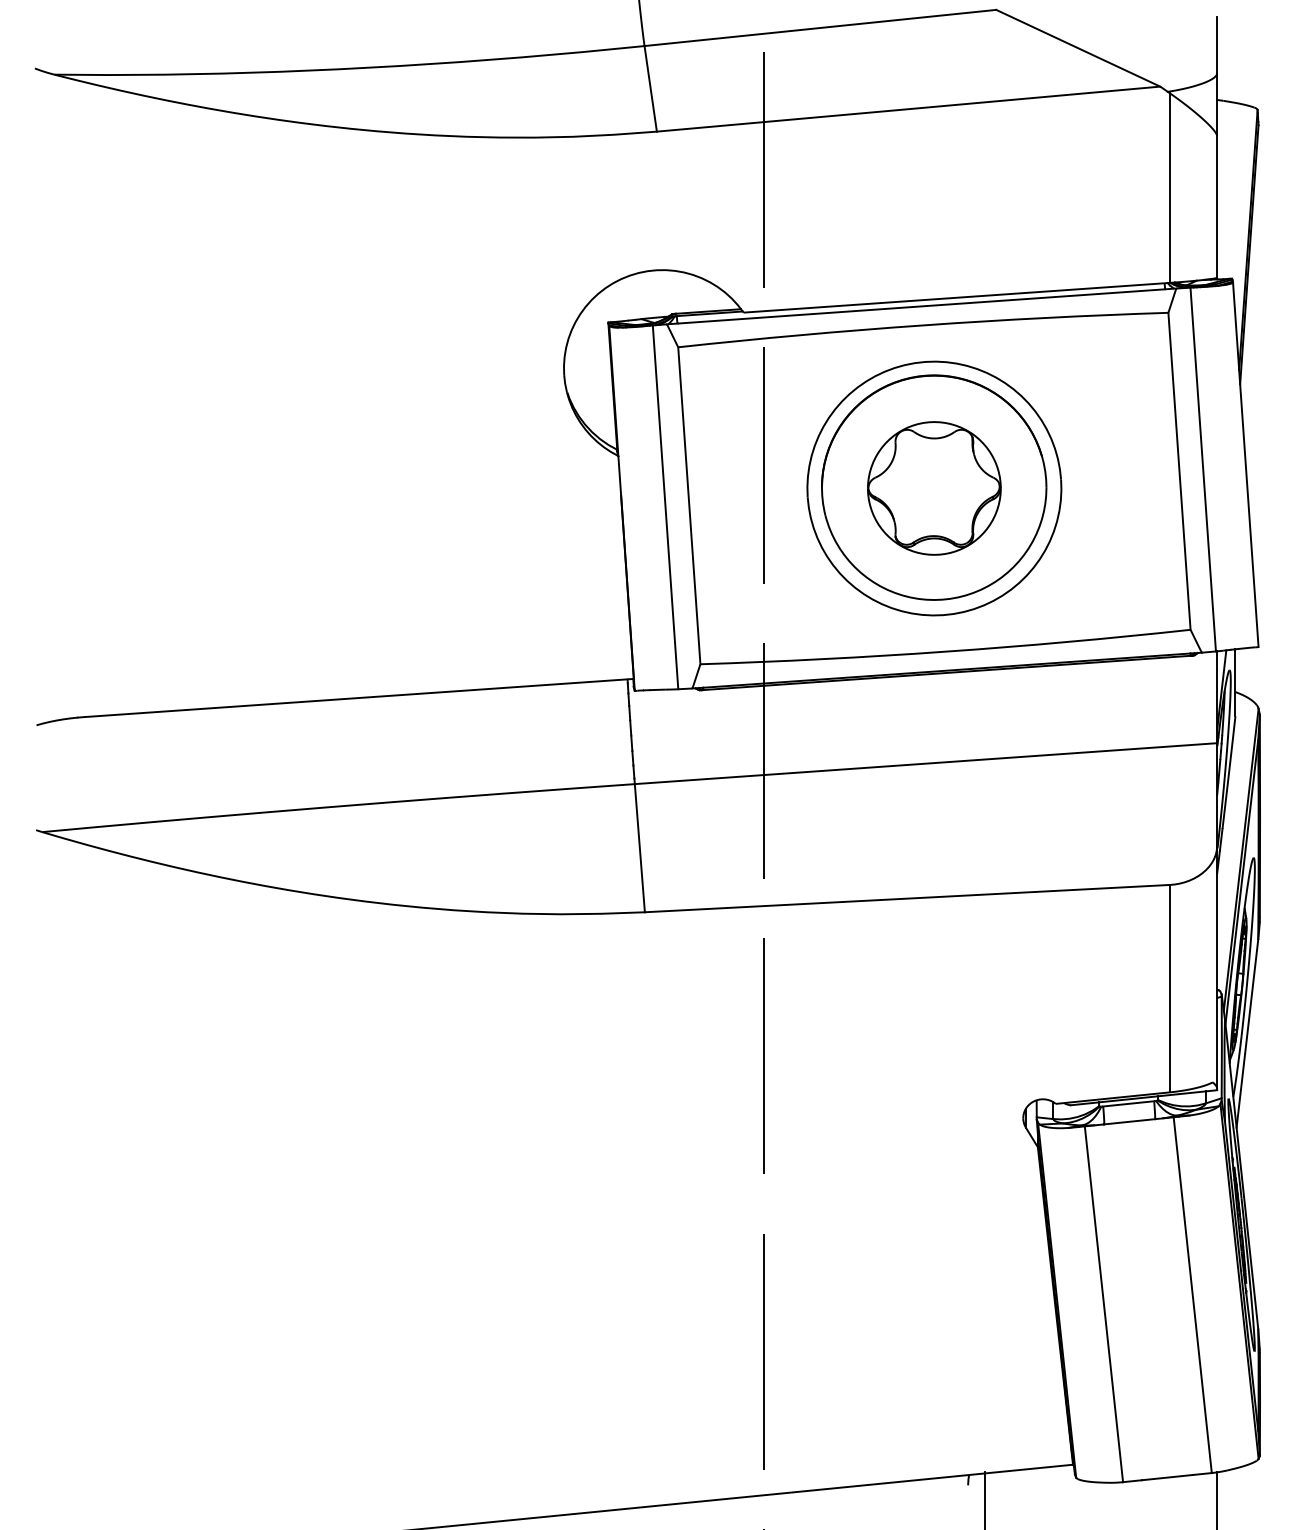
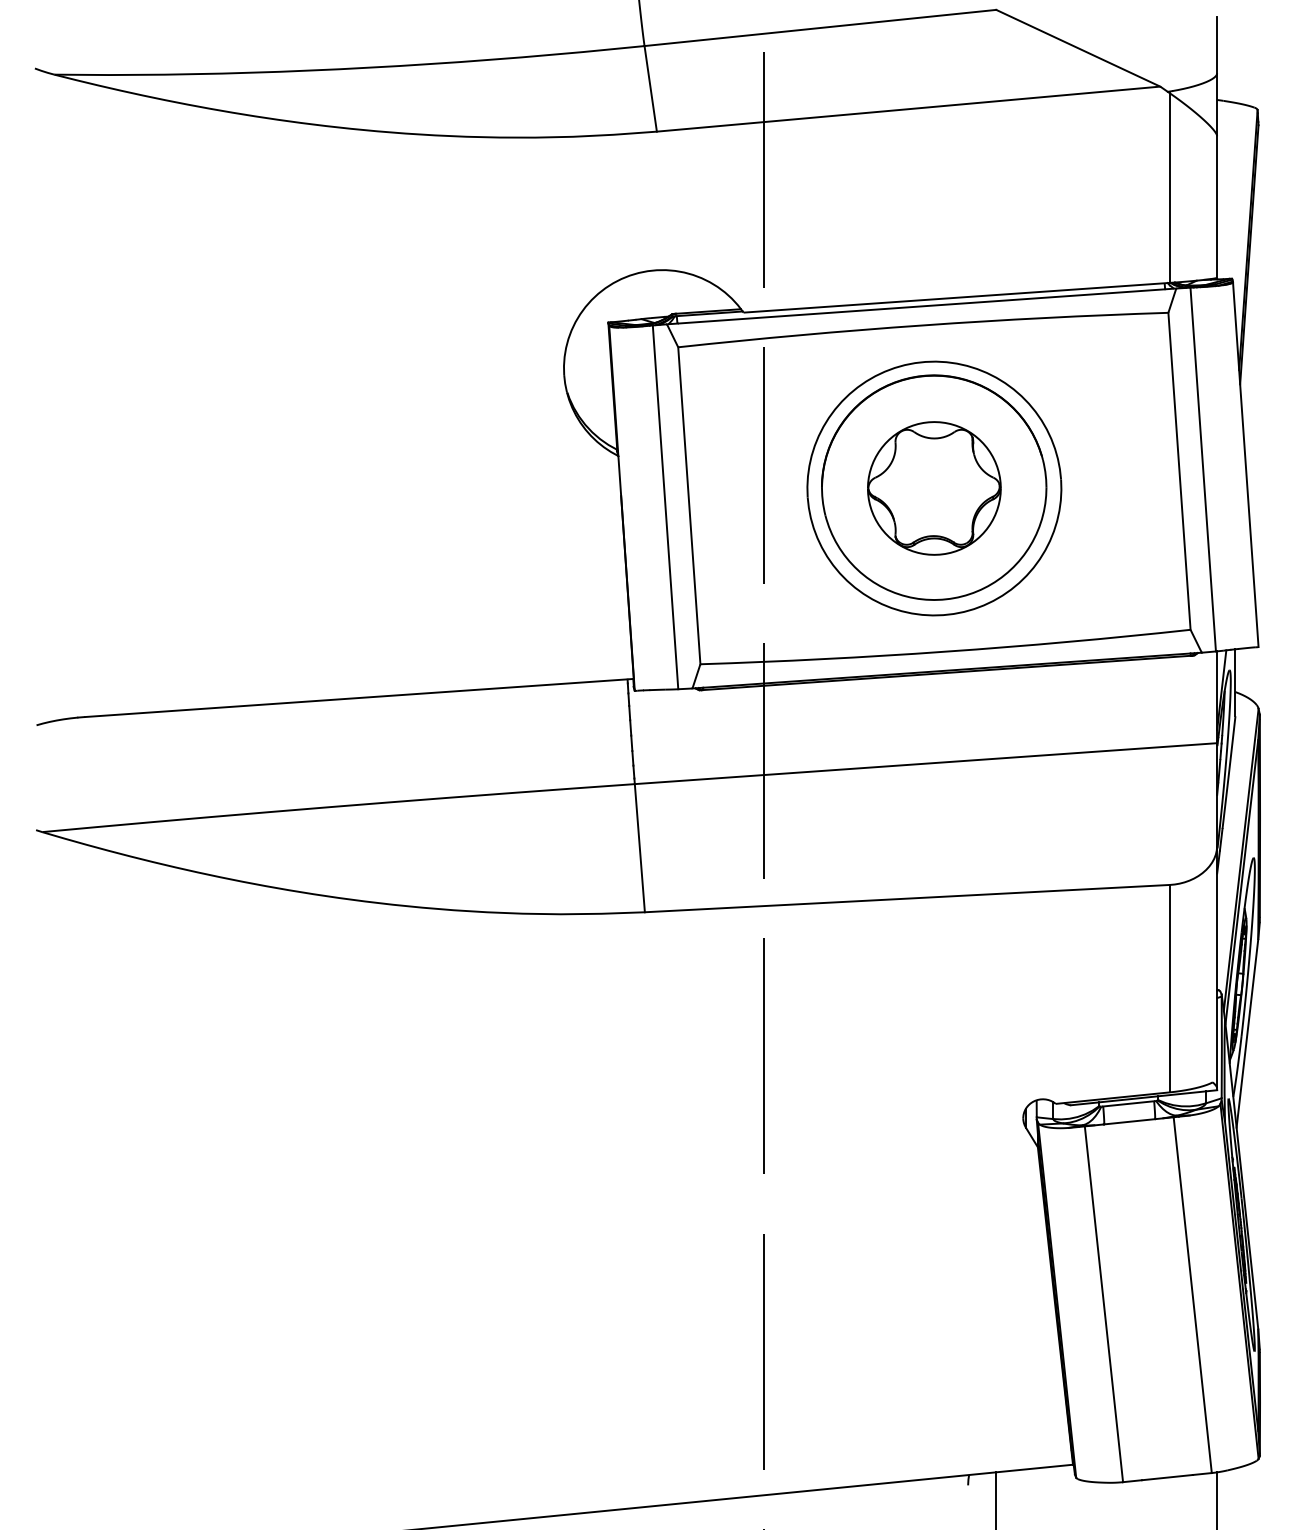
line position: (985, 1499) -> (996, 1499) (996, 1499)
